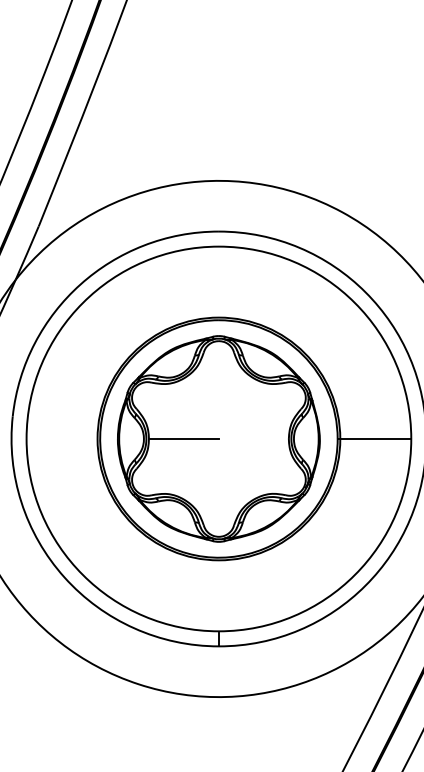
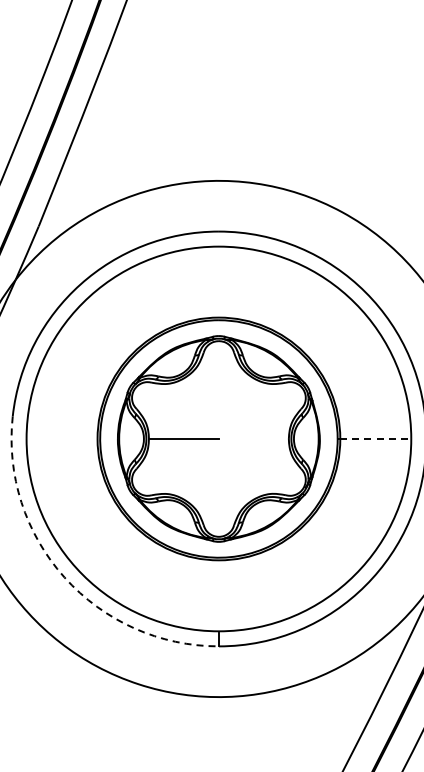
line: solid -> dashed (376, 438)
arc: solid -> dashed (64, 577)
